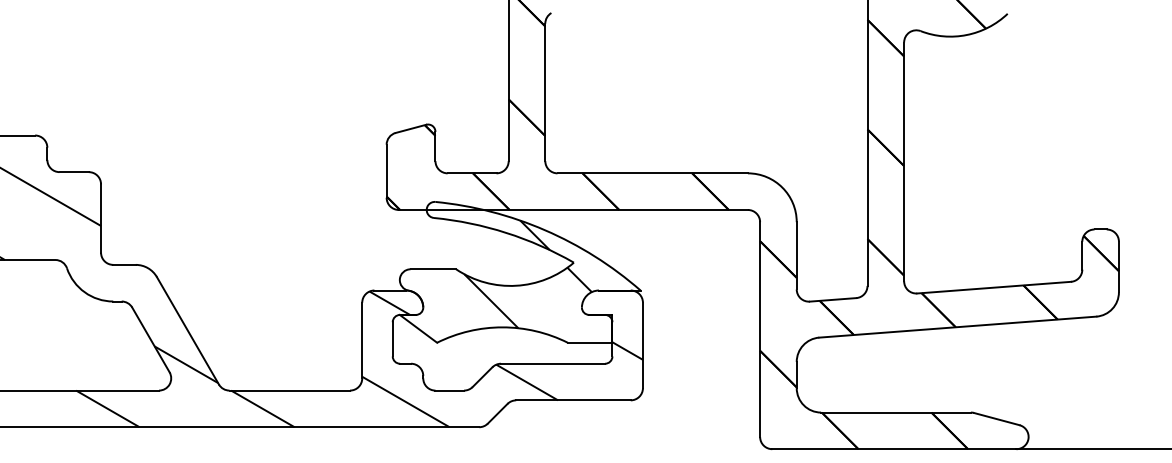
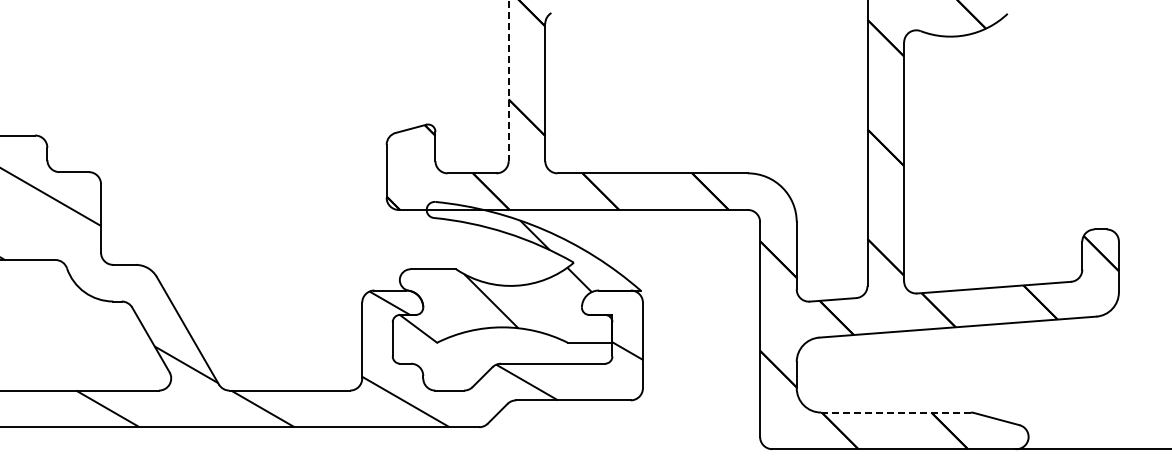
line: solid -> dashed (508, 81)
line: solid -> dashed (896, 412)
